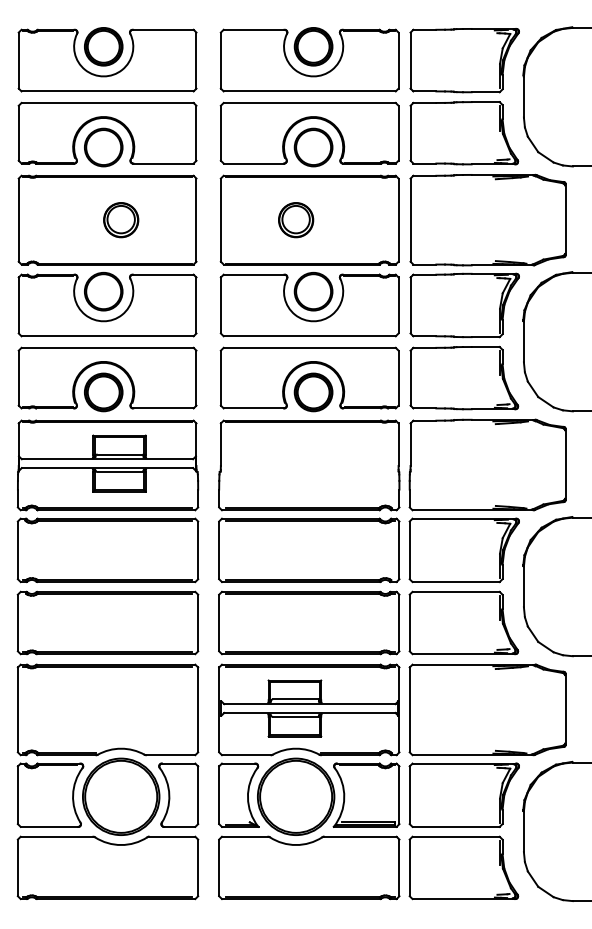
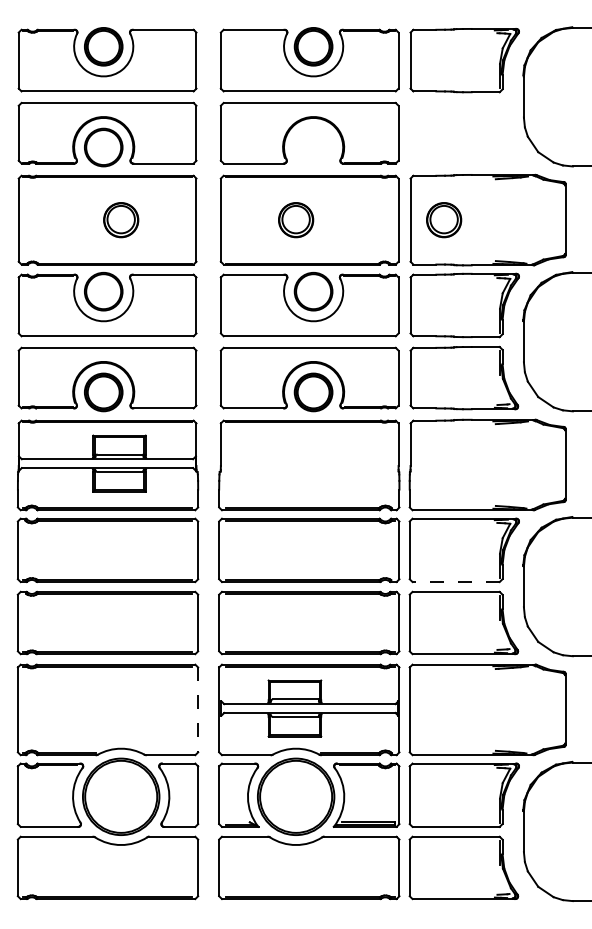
part: present -> none (464, 133)
part: present -> none (313, 147)
part: none -> present (444, 220)
line: solid -> dashed (456, 582)
line: solid -> dashed (198, 710)
